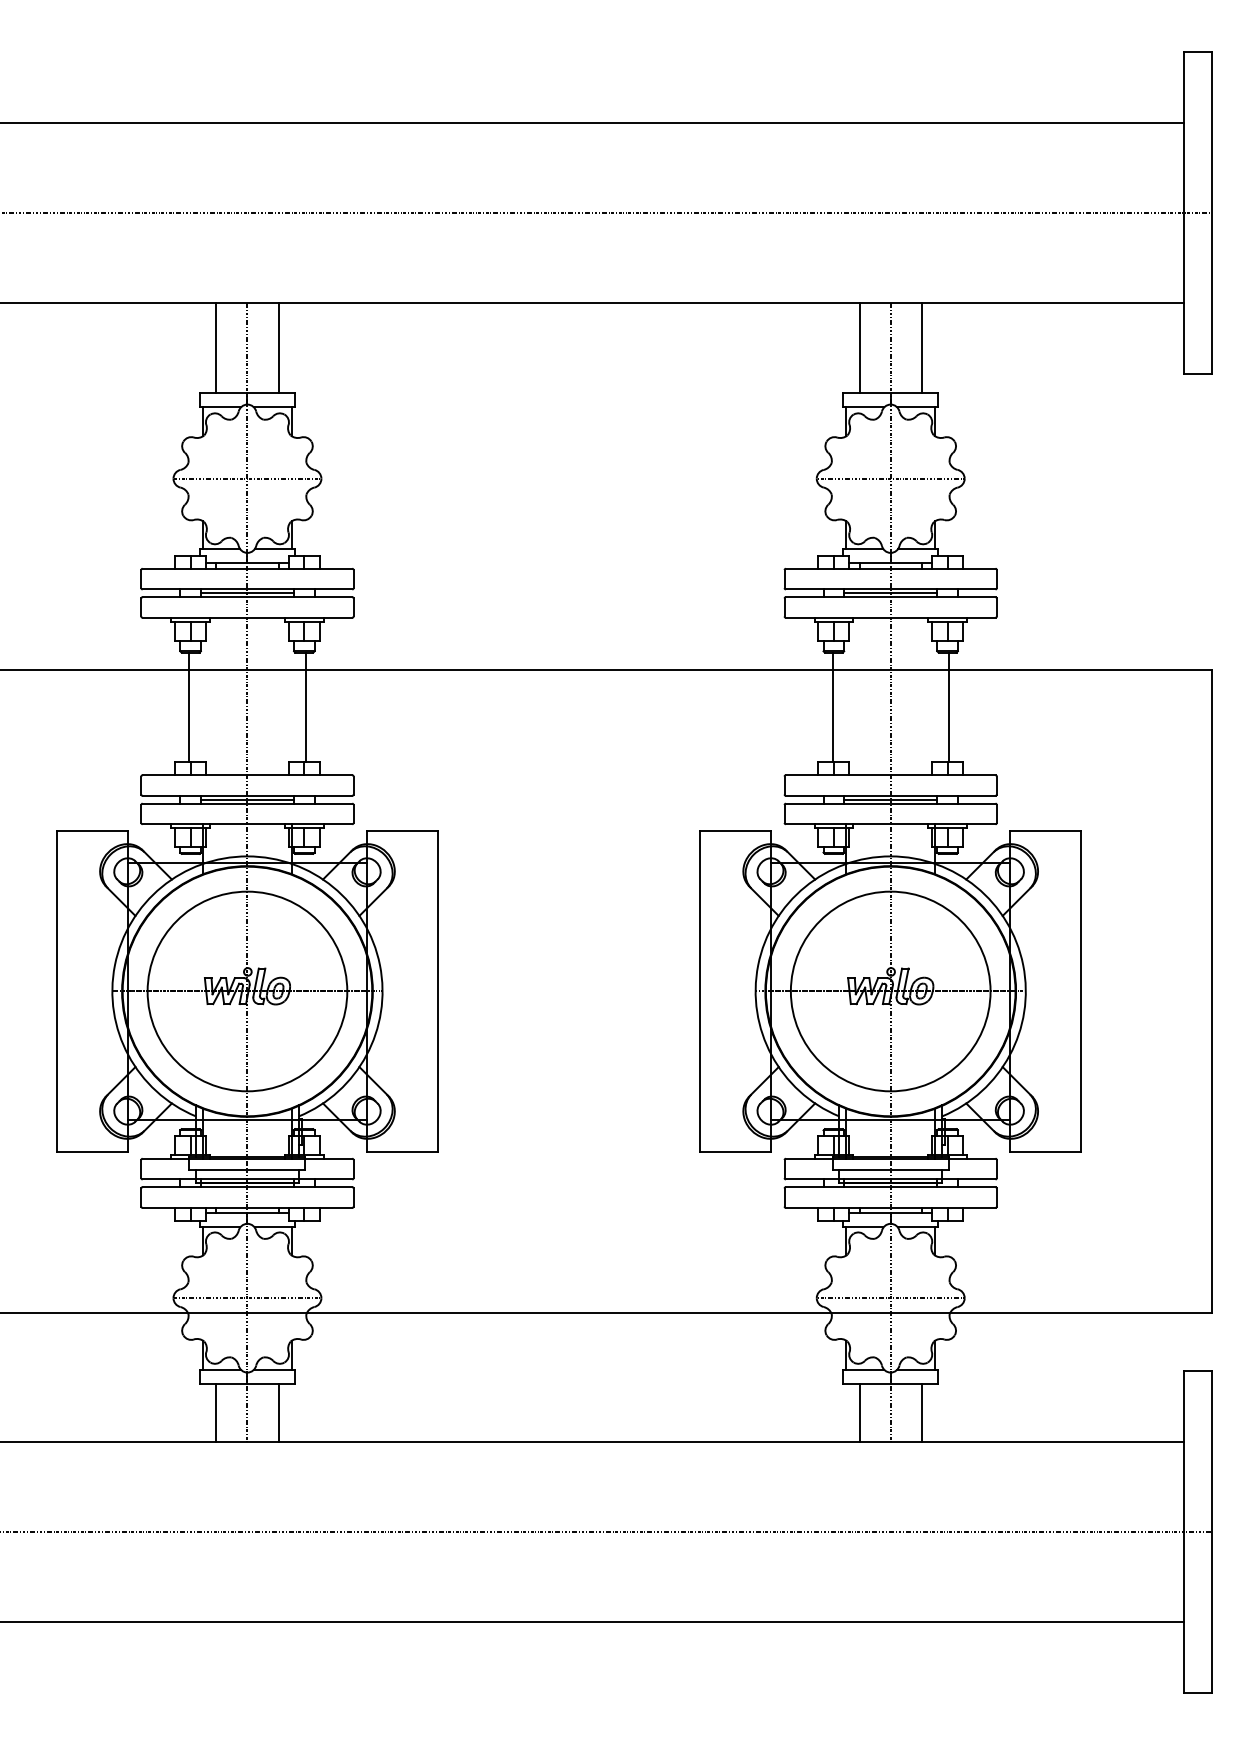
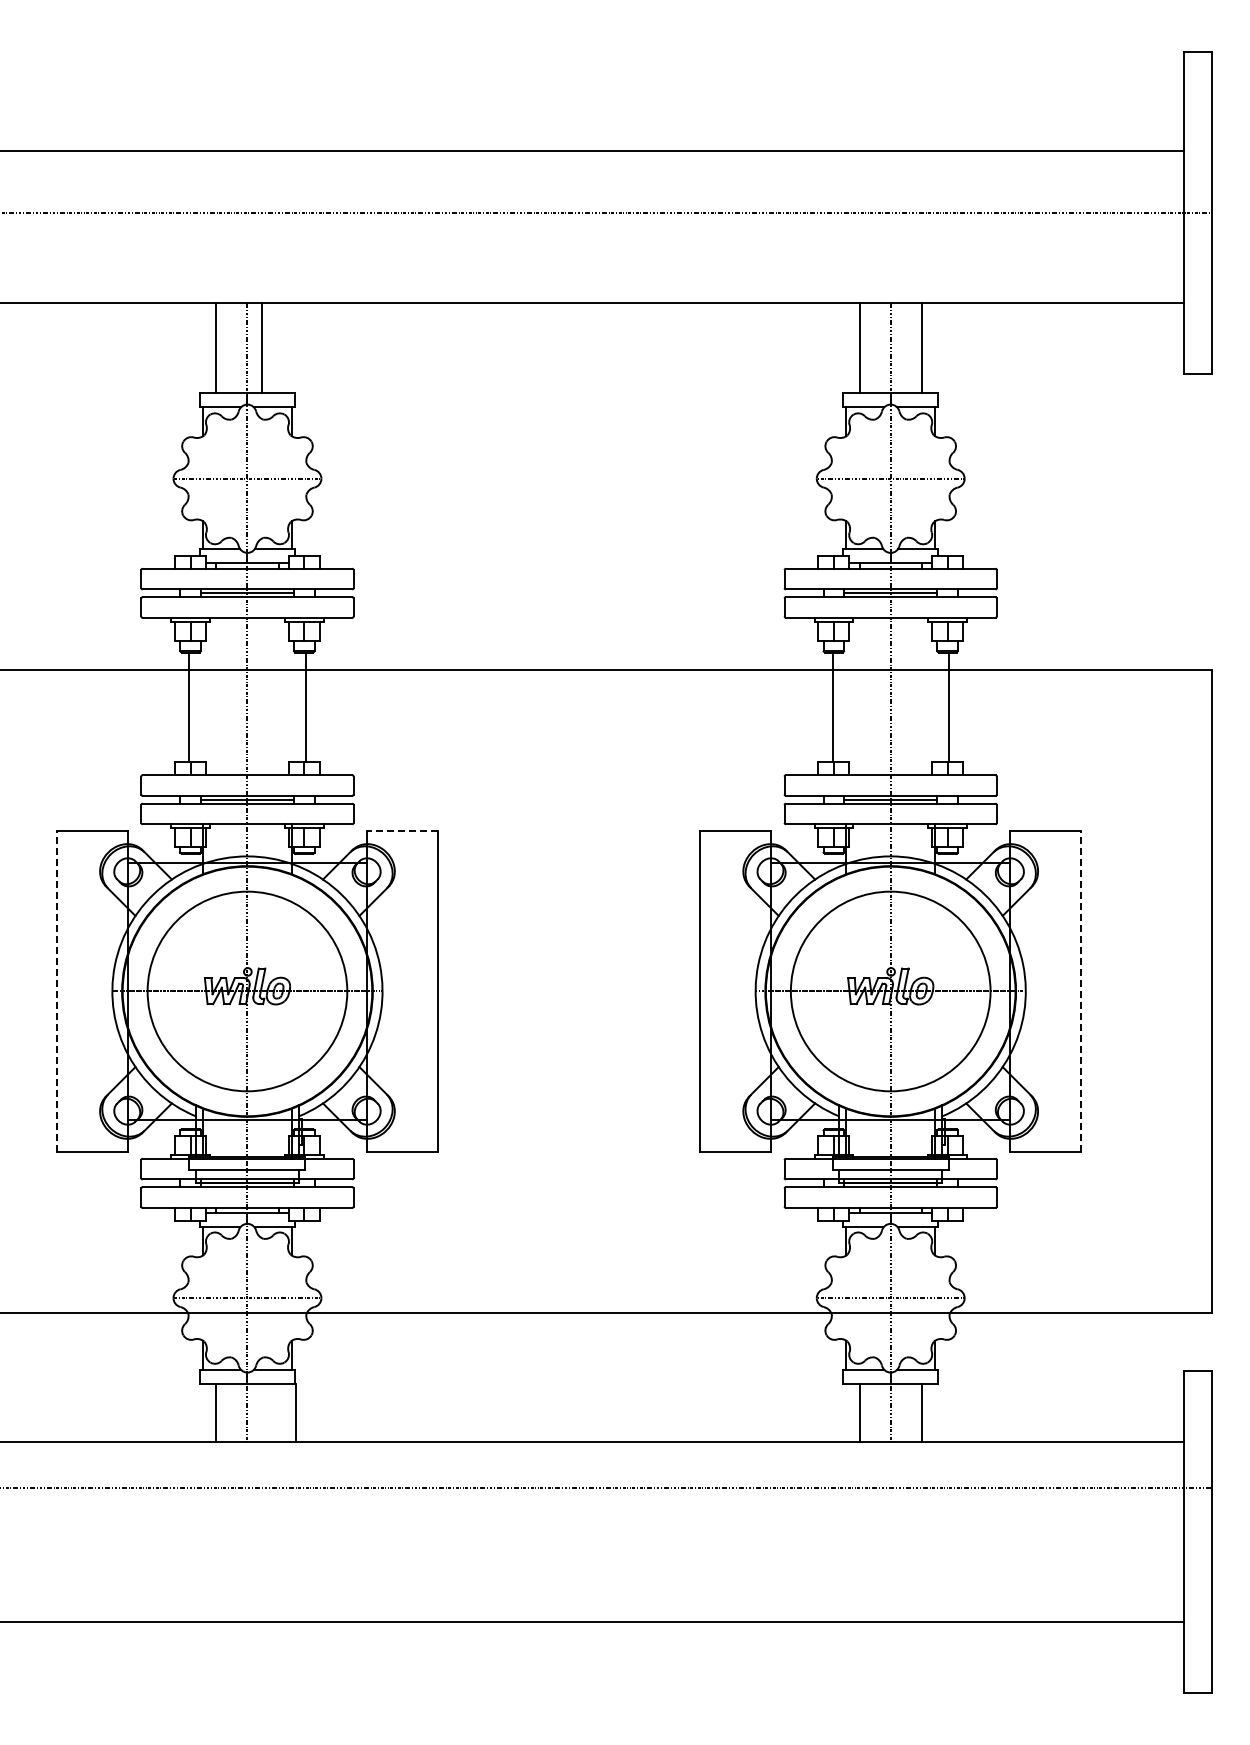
line position: (593, 123) -> (593, 151) (593, 151)
line position: (278, 348) -> (261, 348) (261, 348)
line: solid -> dashed (401, 830)
line: solid -> dashed (57, 991)
line: solid -> dashed (1081, 991)
line position: (278, 1412) -> (295, 1412) (295, 1412)
line position: (607, 1531) -> (607, 1487) (607, 1487)
